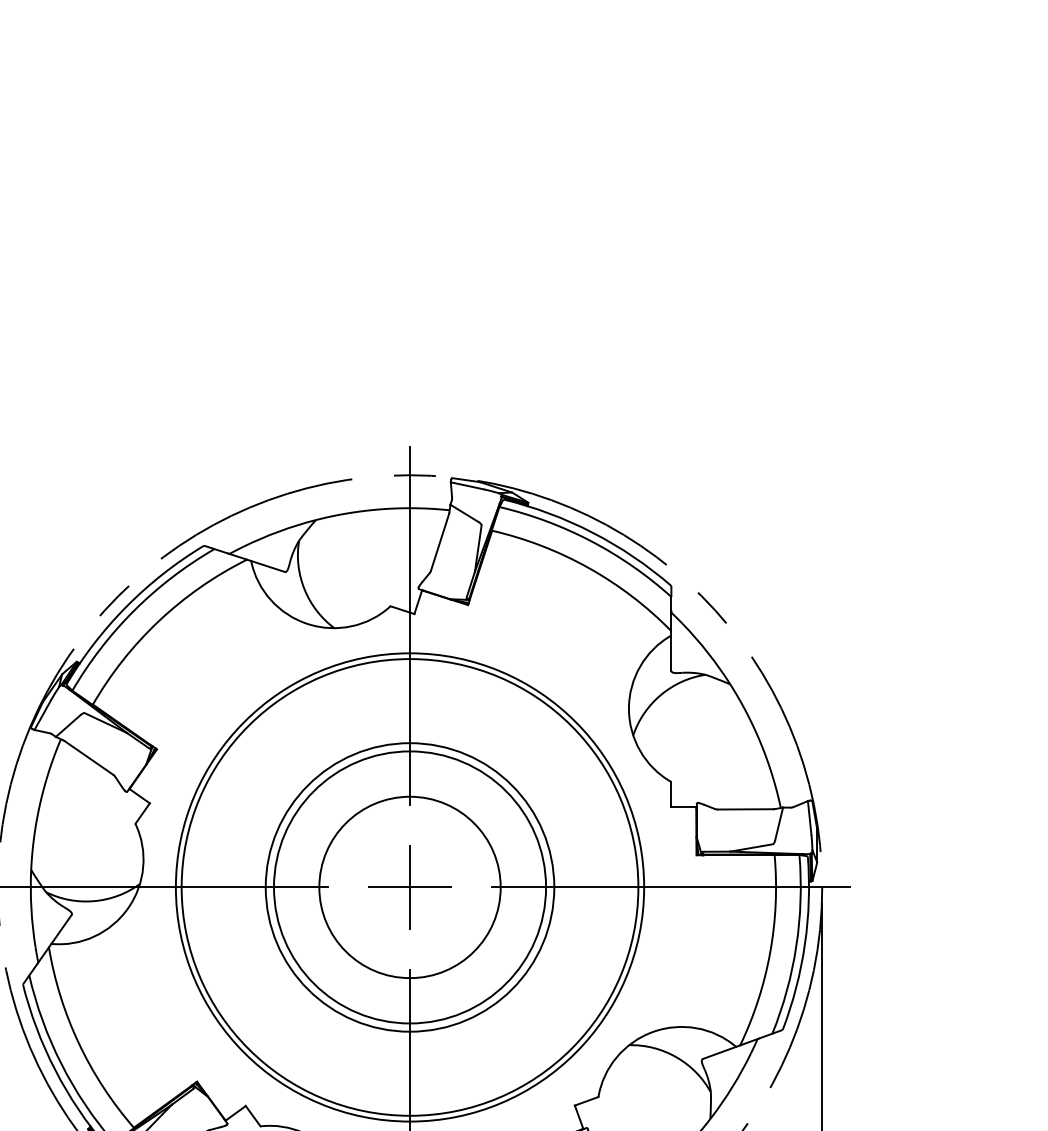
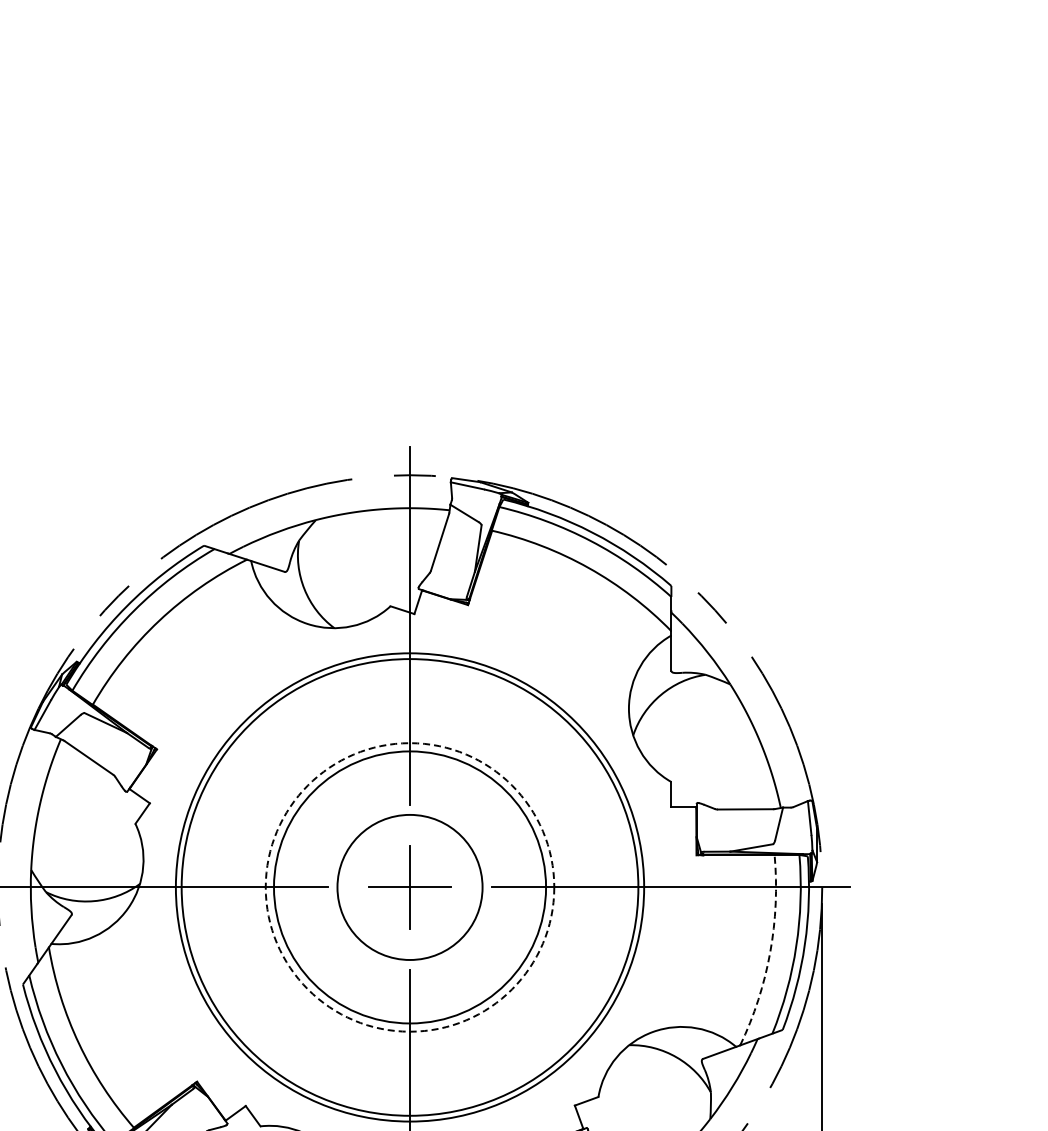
circle diameter: 181 px -> 145 px (409, 886)
circle: solid -> dashed (409, 887)
arc: solid -> dashed (770, 952)
